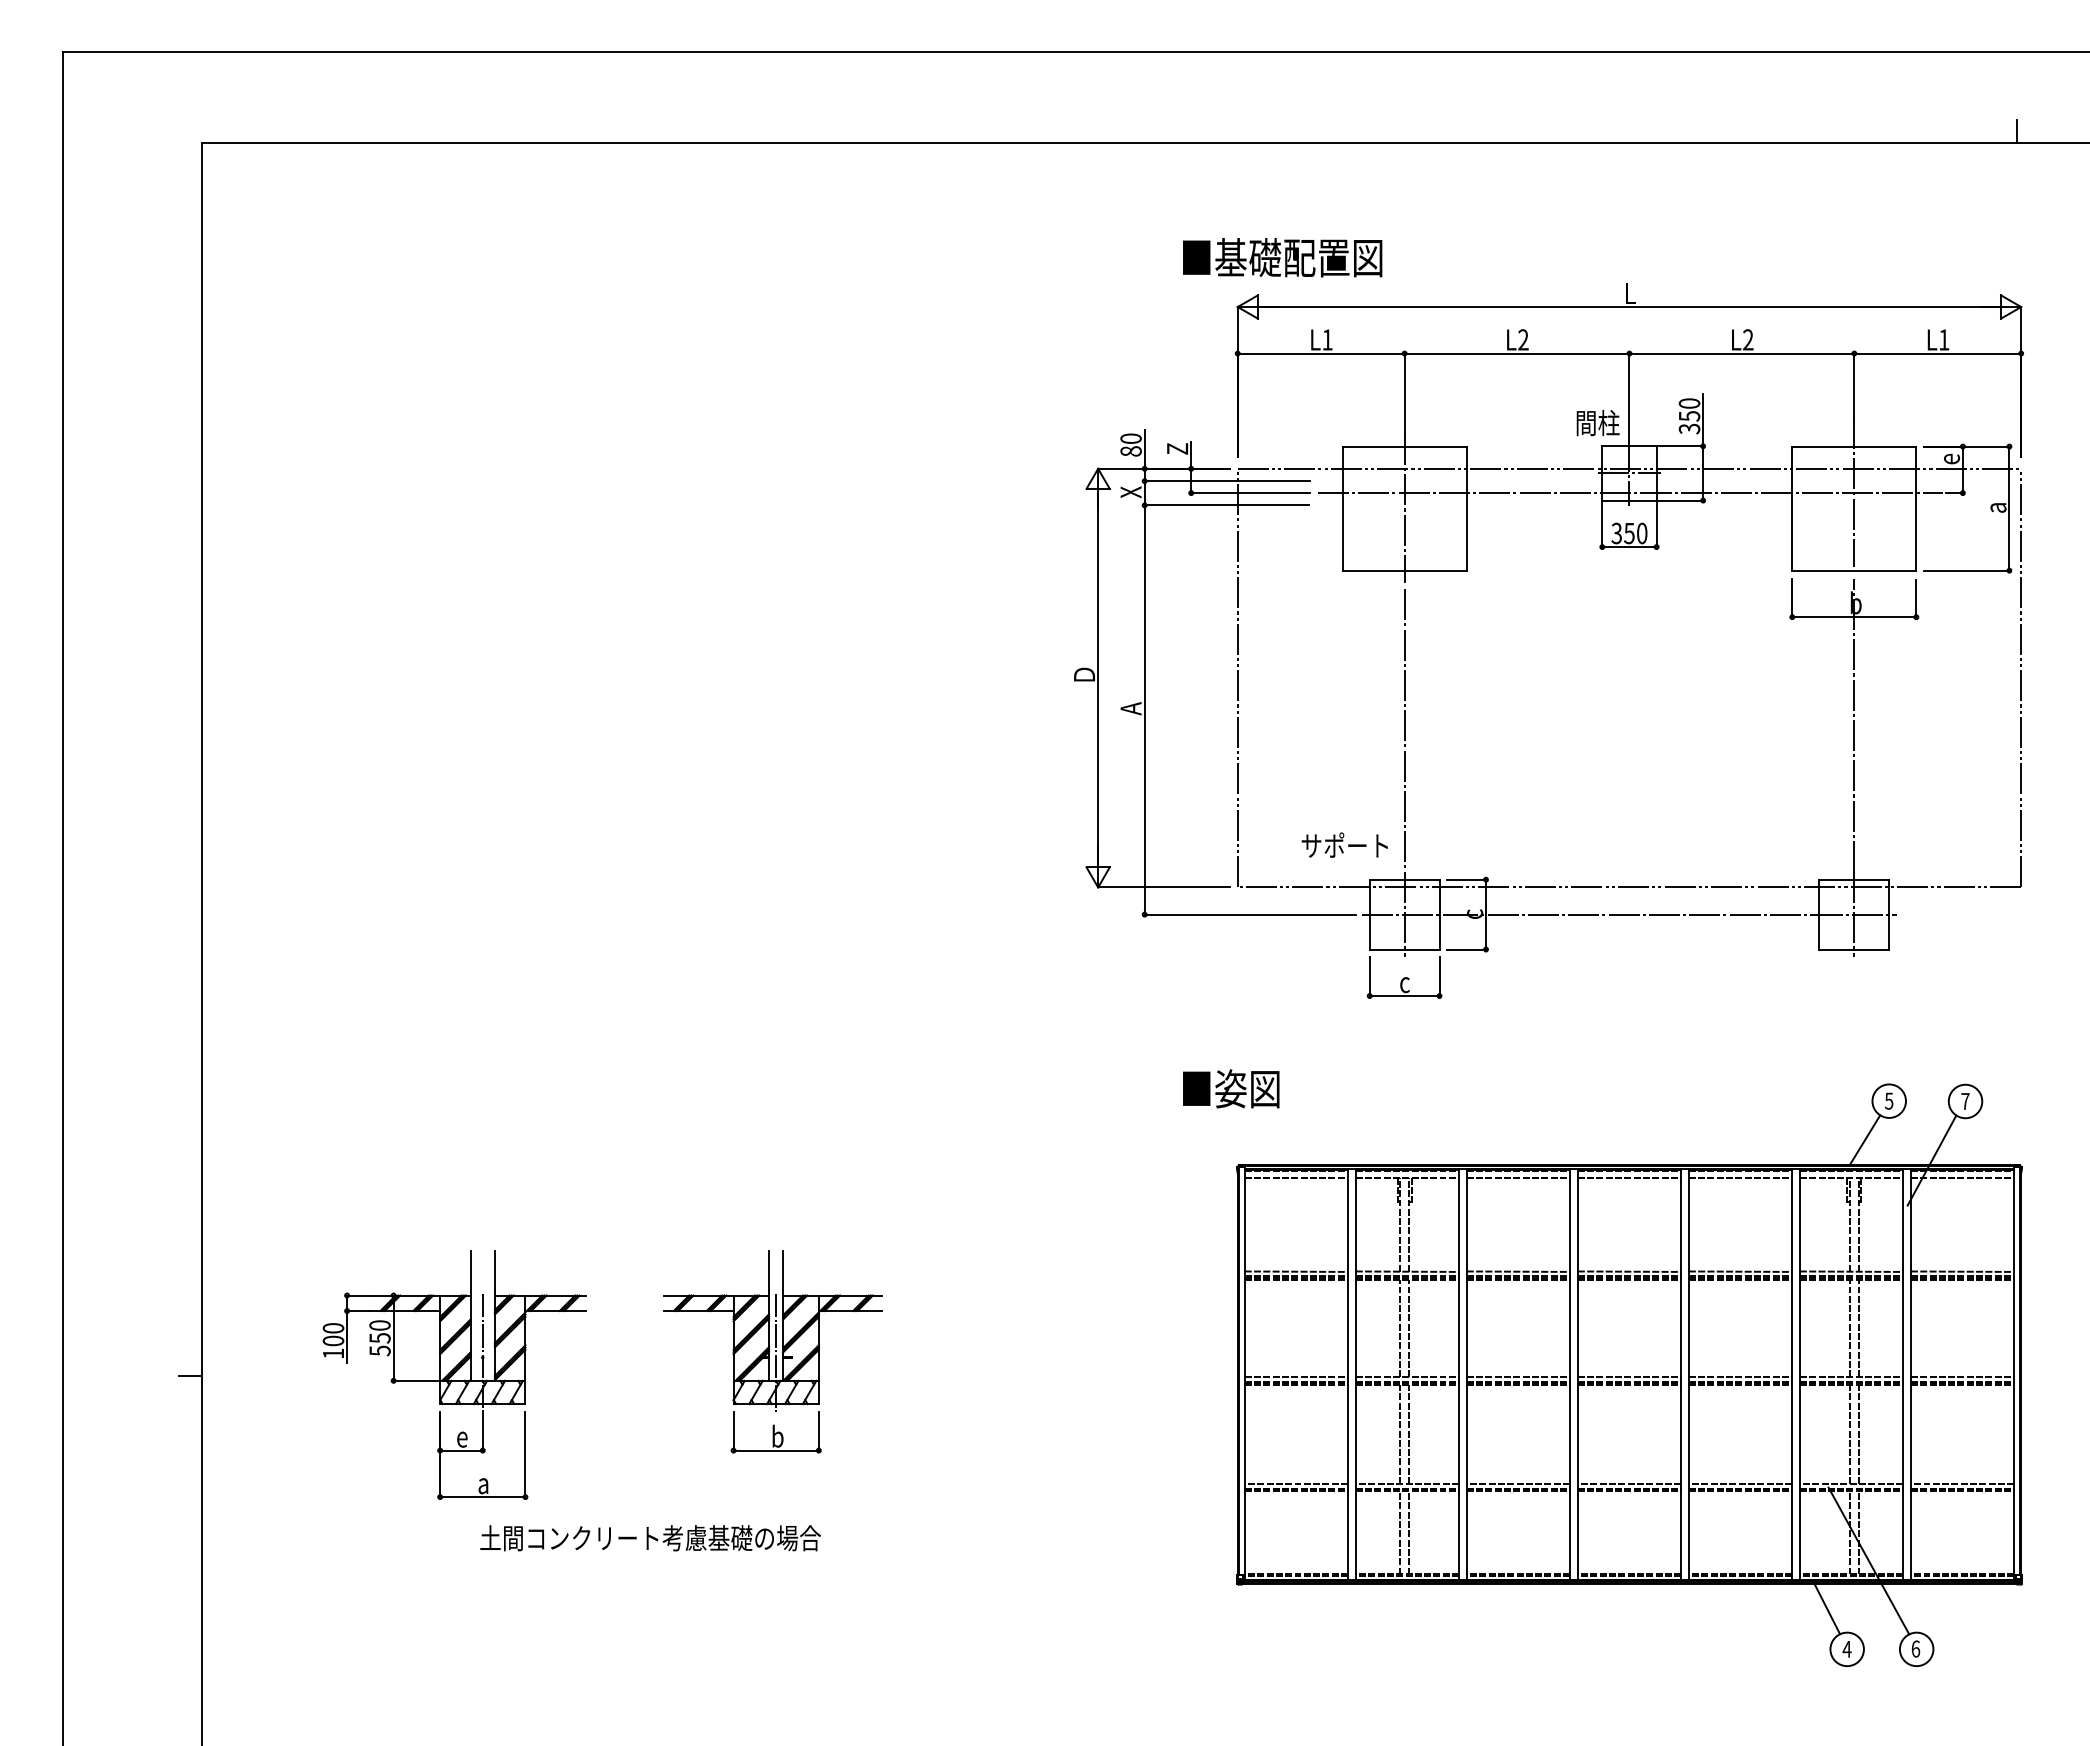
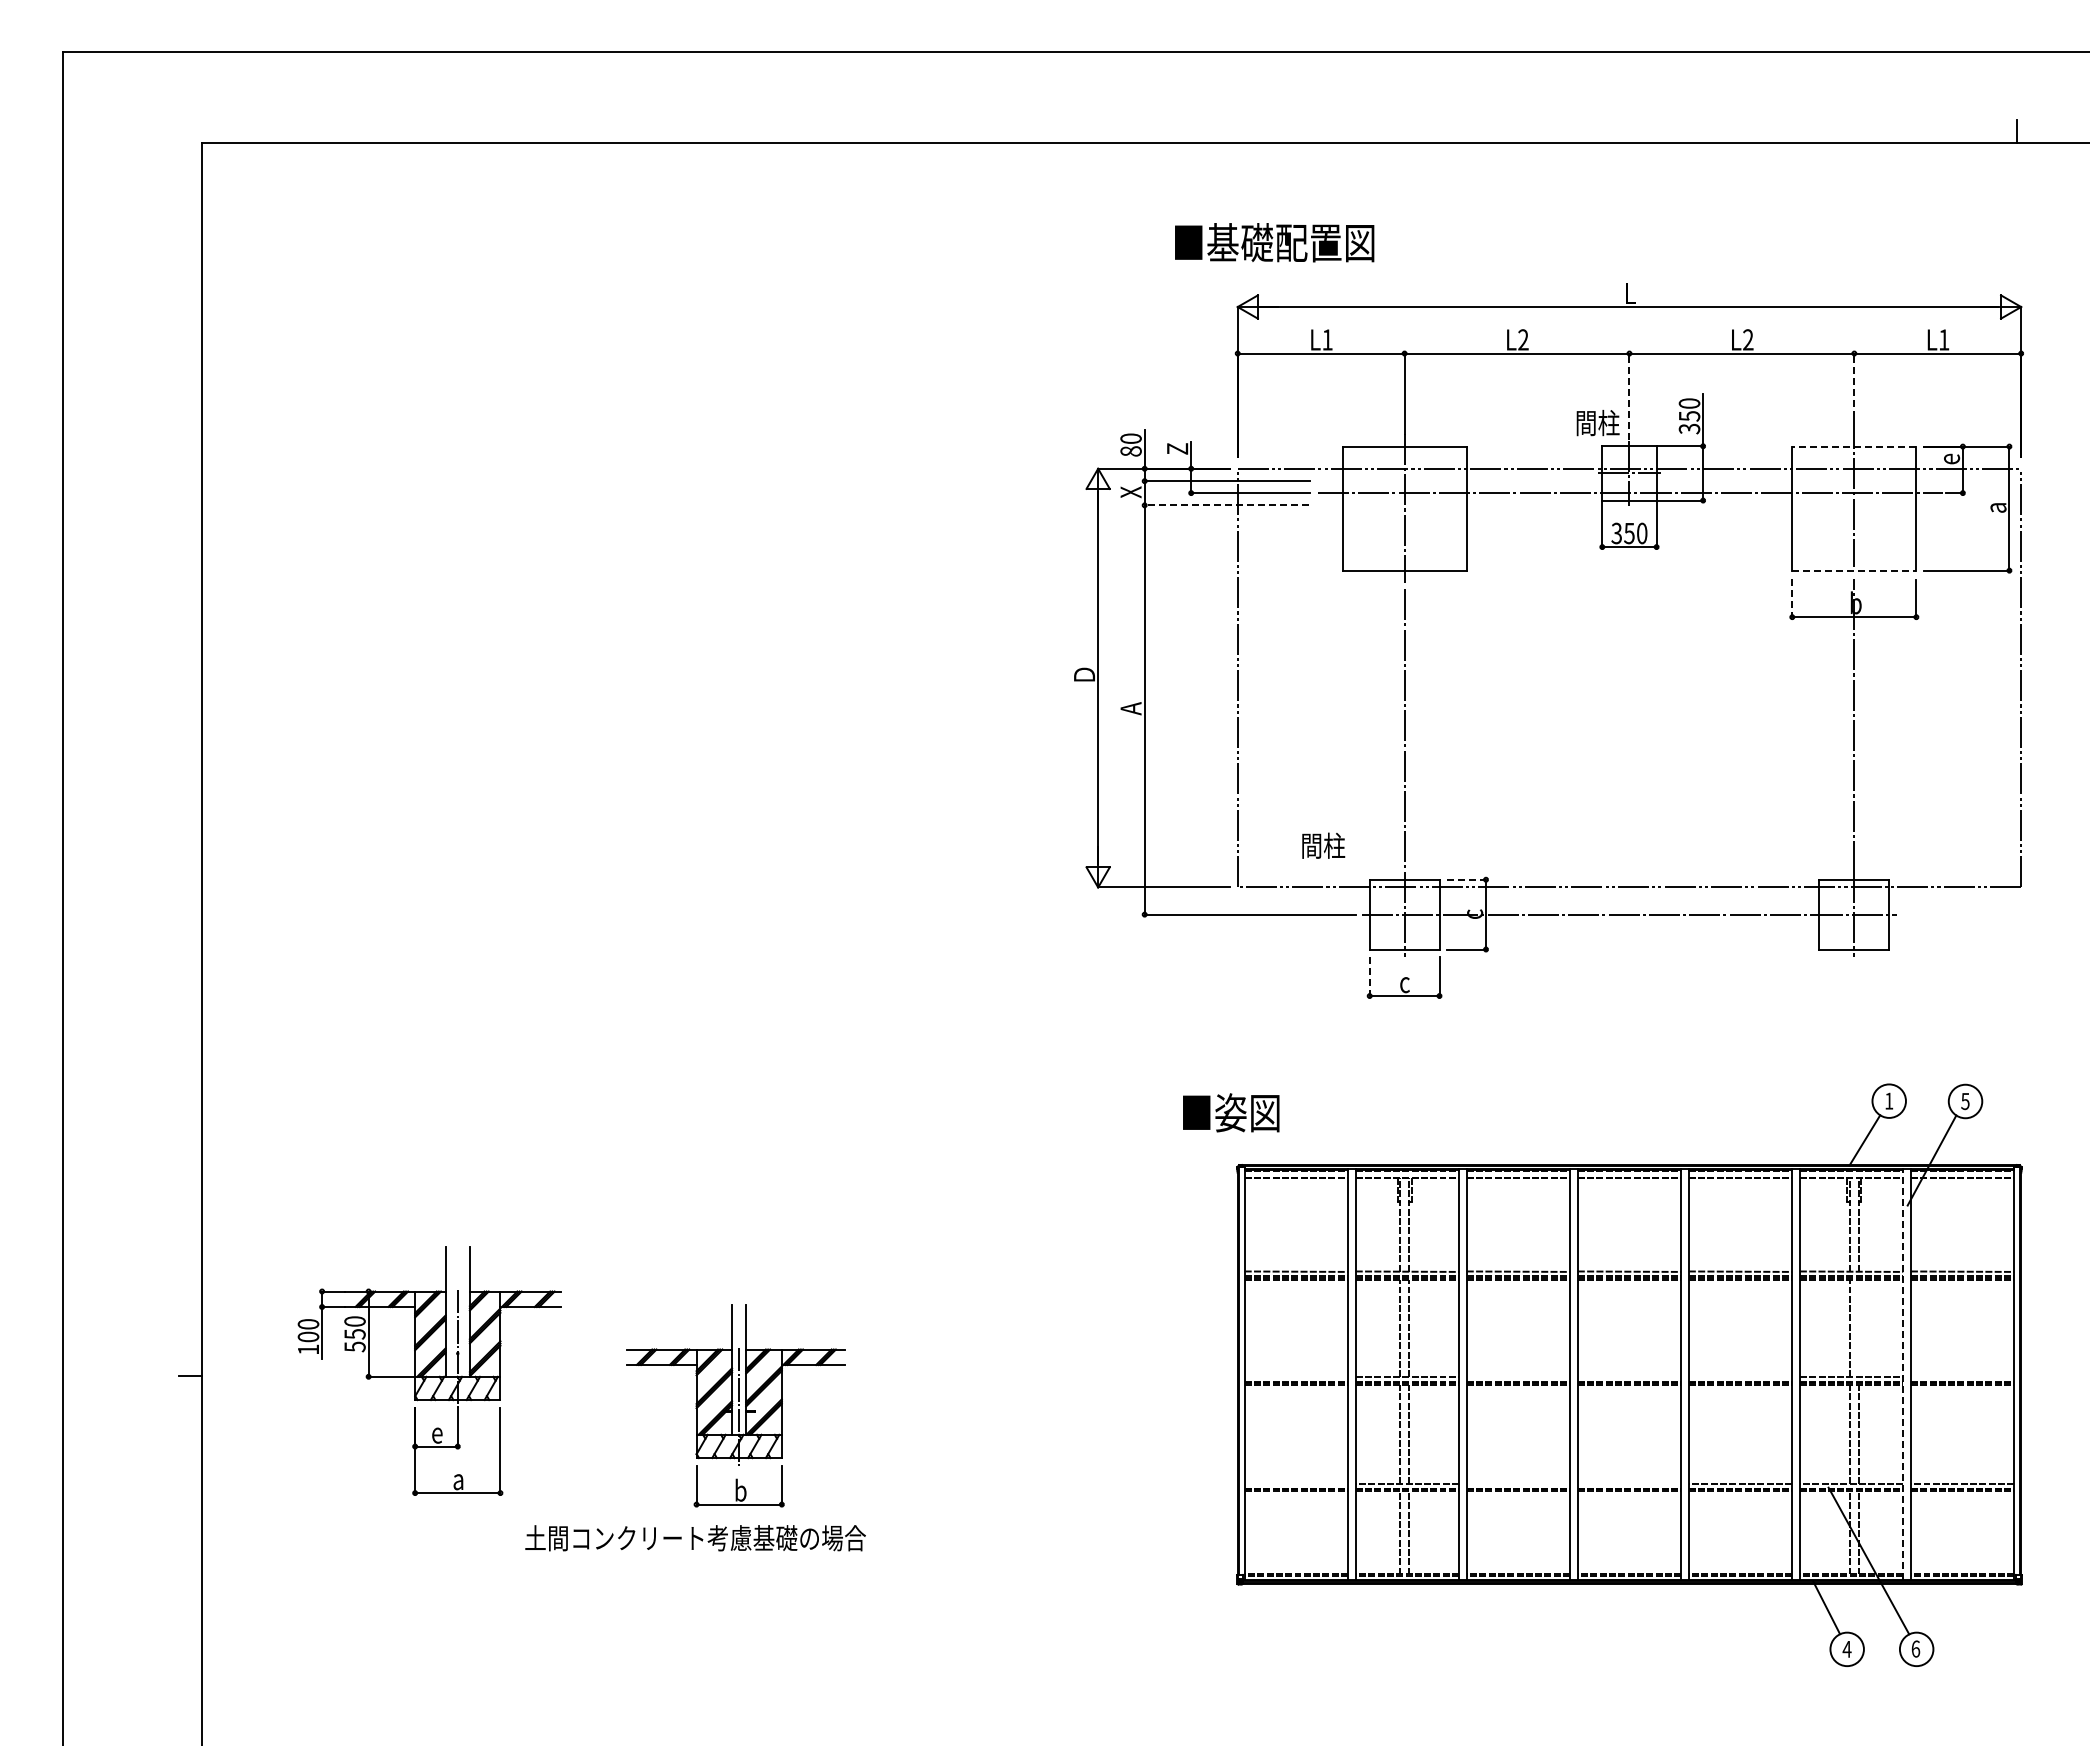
text position: (1282, 257) -> (1274, 242) (1274, 242)
line: solid -> dashed (1854, 385)
line: solid -> dashed (1629, 396)
line: solid -> dashed (1853, 446)
line: solid -> dashed (1226, 505)
line: solid -> dashed (1854, 570)
line: solid -> dashed (1792, 598)
text: サポート -> 間柱 (1344, 845)
line: solid -> dashed (1467, 879)
line: solid -> dashed (1369, 977)
text position: (1231, 1088) -> (1231, 1112) (1231, 1112)
text: 5 -> 1 (1888, 1100)
text: 7 -> 5 (1965, 1101)
line: present -> none (1858, 1328)
part position: (772, 1351) -> (735, 1405) (735, 1405)
part position: (454, 1374) -> (429, 1370) (429, 1370)
line: solid -> dashed (1903, 1374)
line: present -> none (1296, 1377)
line: present -> none (1518, 1377)
line: present -> none (1629, 1377)
line: present -> none (1740, 1377)
line: present -> none (1962, 1377)
line: present -> none (1296, 1484)
line: present -> none (1518, 1484)
line: present -> none (1629, 1484)
text position: (650, 1538) -> (695, 1538) (695, 1538)
